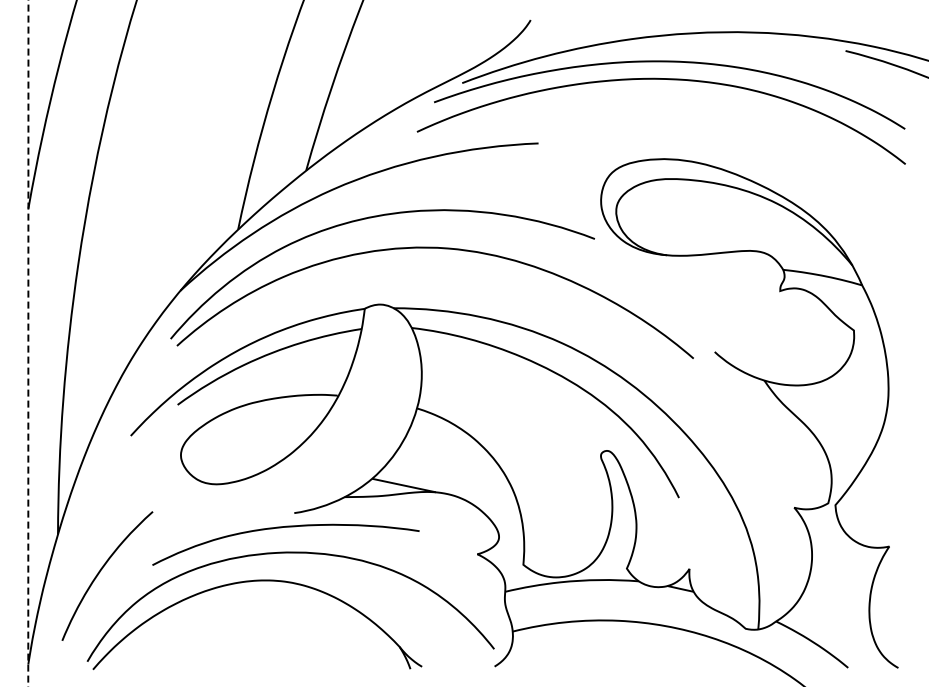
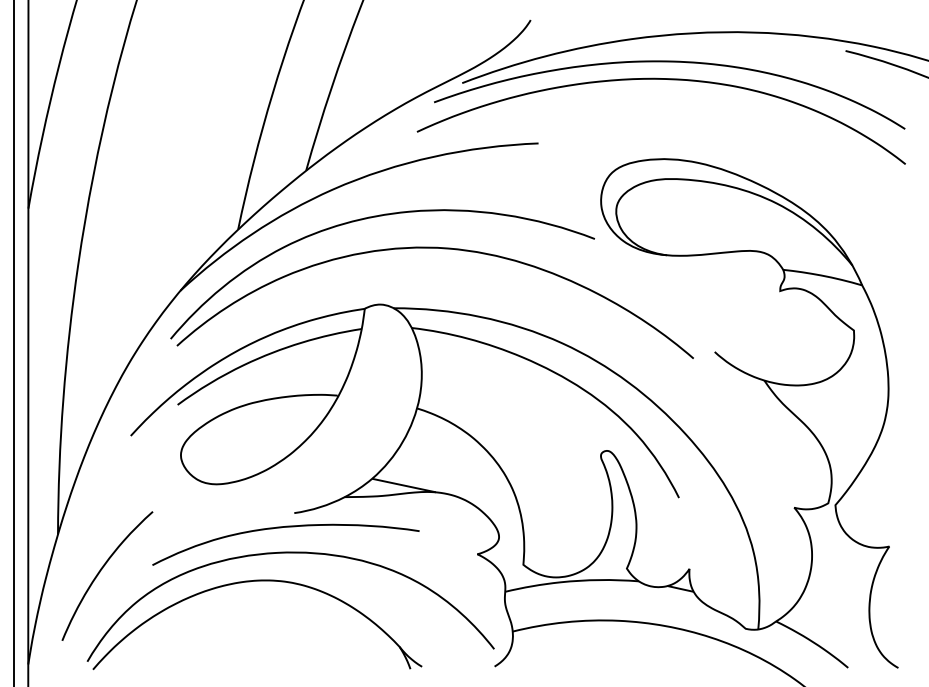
line: none -> present (14, 342)
line: dashed -> solid (28, 343)
